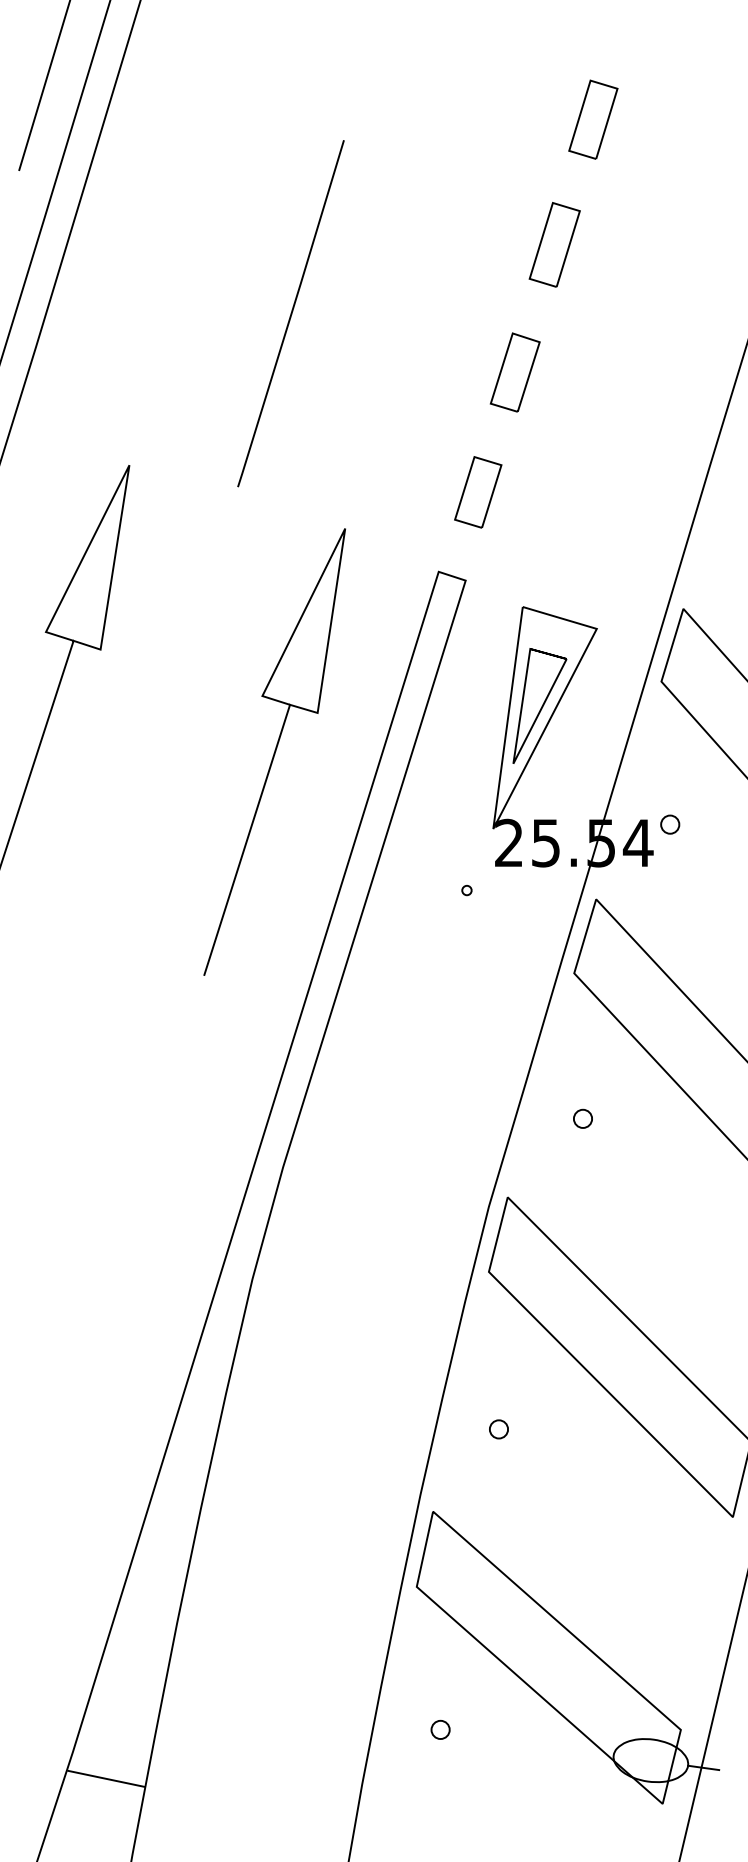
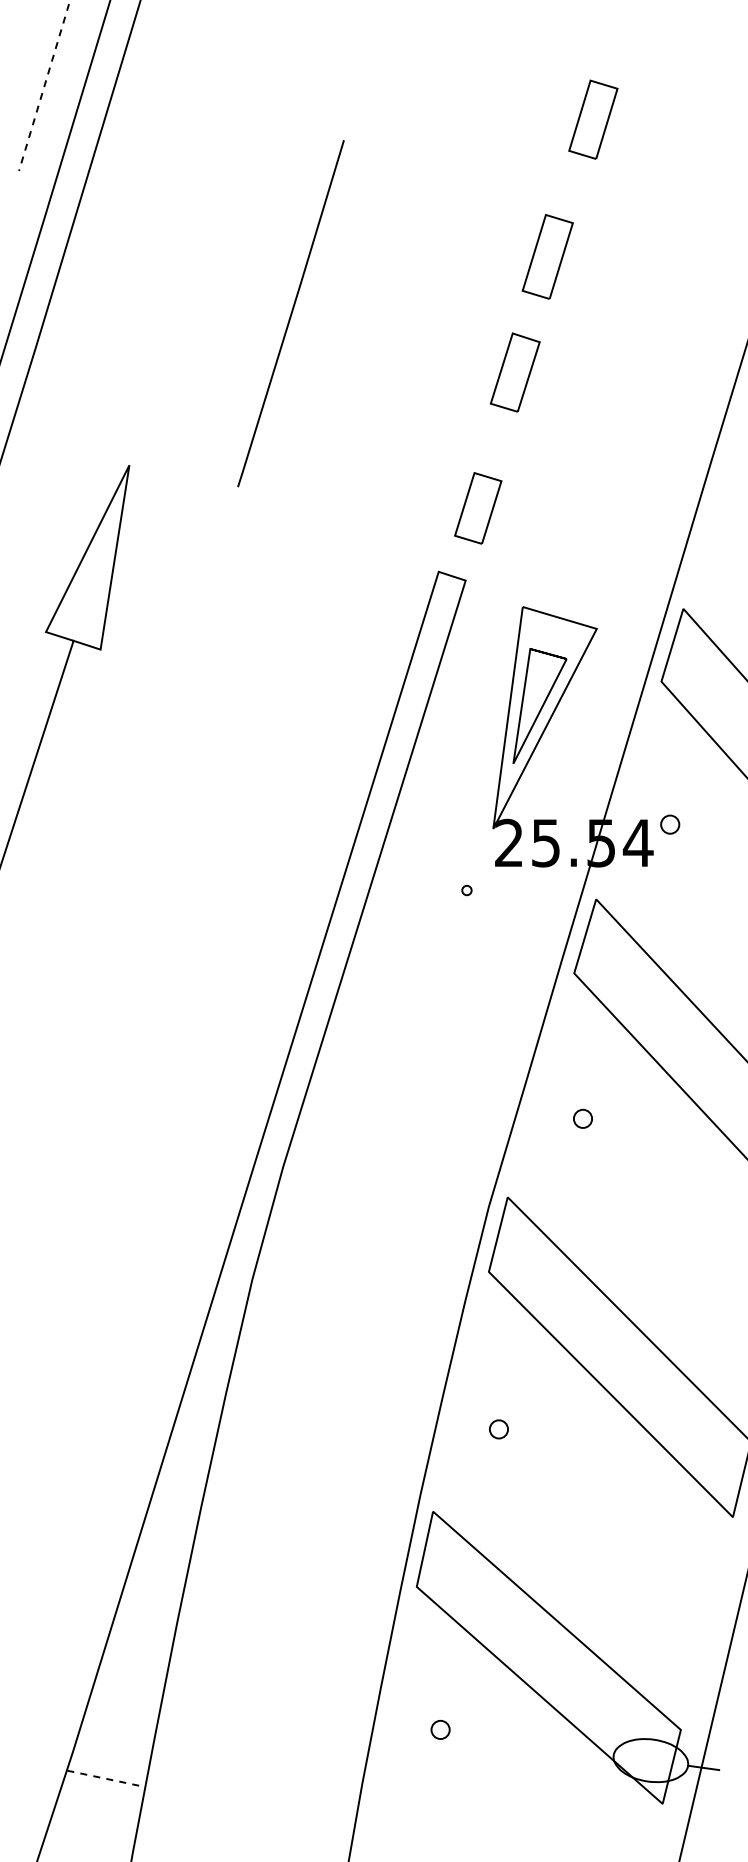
line: solid -> dashed (44, 85)
part position: (554, 244) -> (547, 256) (547, 256)
part position: (478, 492) -> (478, 508) (478, 508)
curve: present -> none (274, 751)
line: solid -> dashed (106, 1778)
